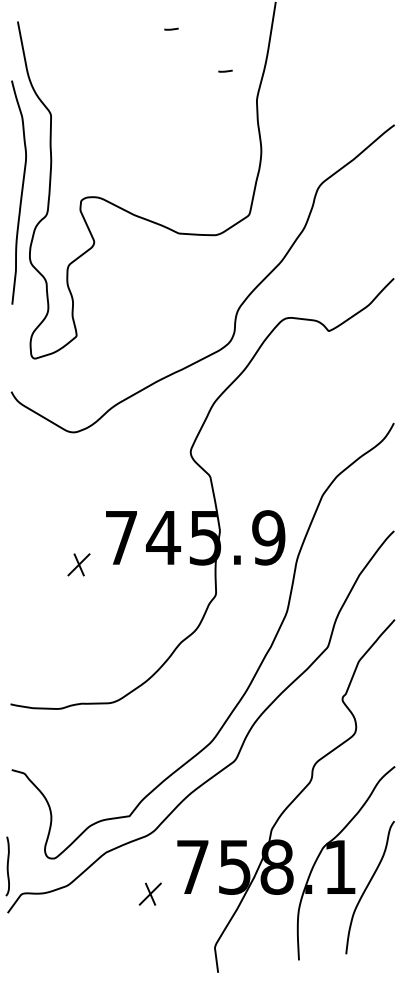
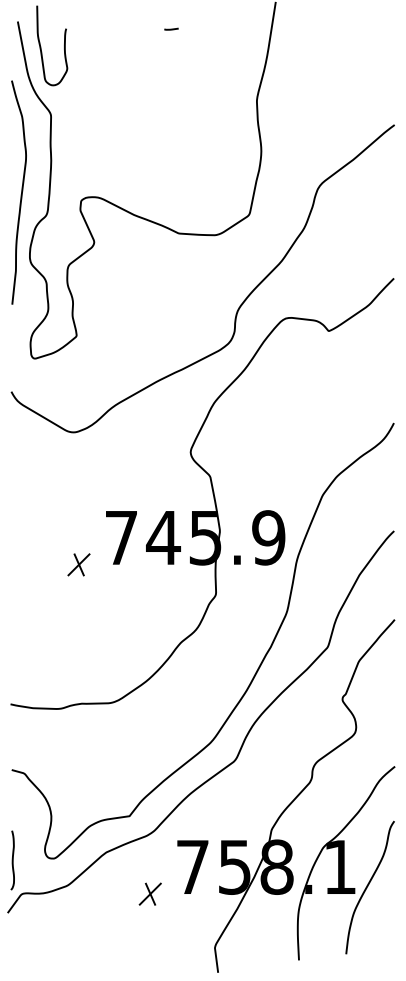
curve: none -> present (41, 46)
curve: present -> none (225, 70)
curve position: (7, 866) -> (12, 860) (12, 860)
